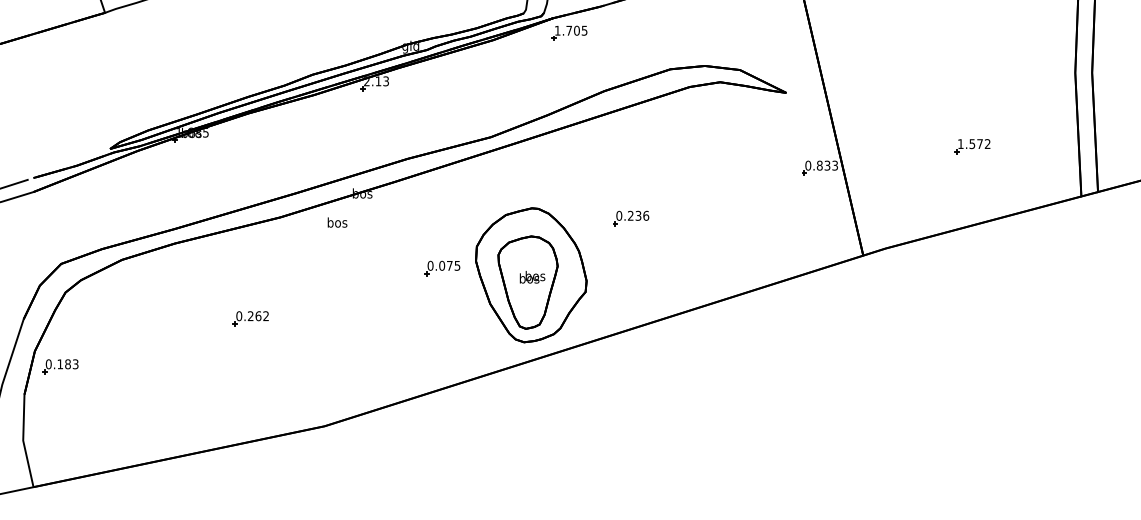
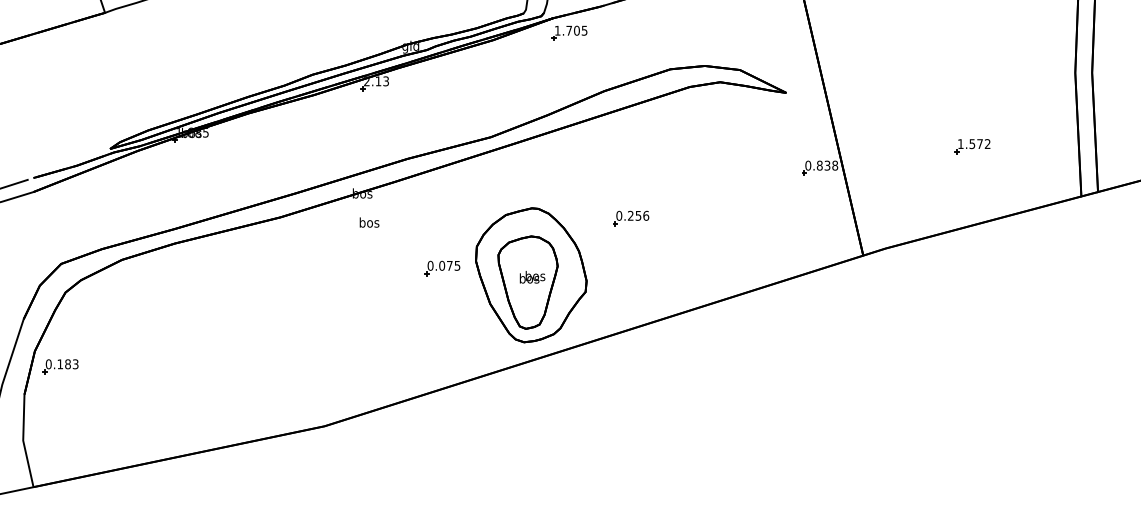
text: 0.833 -> 0.838 (835, 165)
text: 0.236 -> 0.256 (638, 214)
text position: (337, 222) -> (369, 222) (369, 222)
part: present -> none (250, 318)
